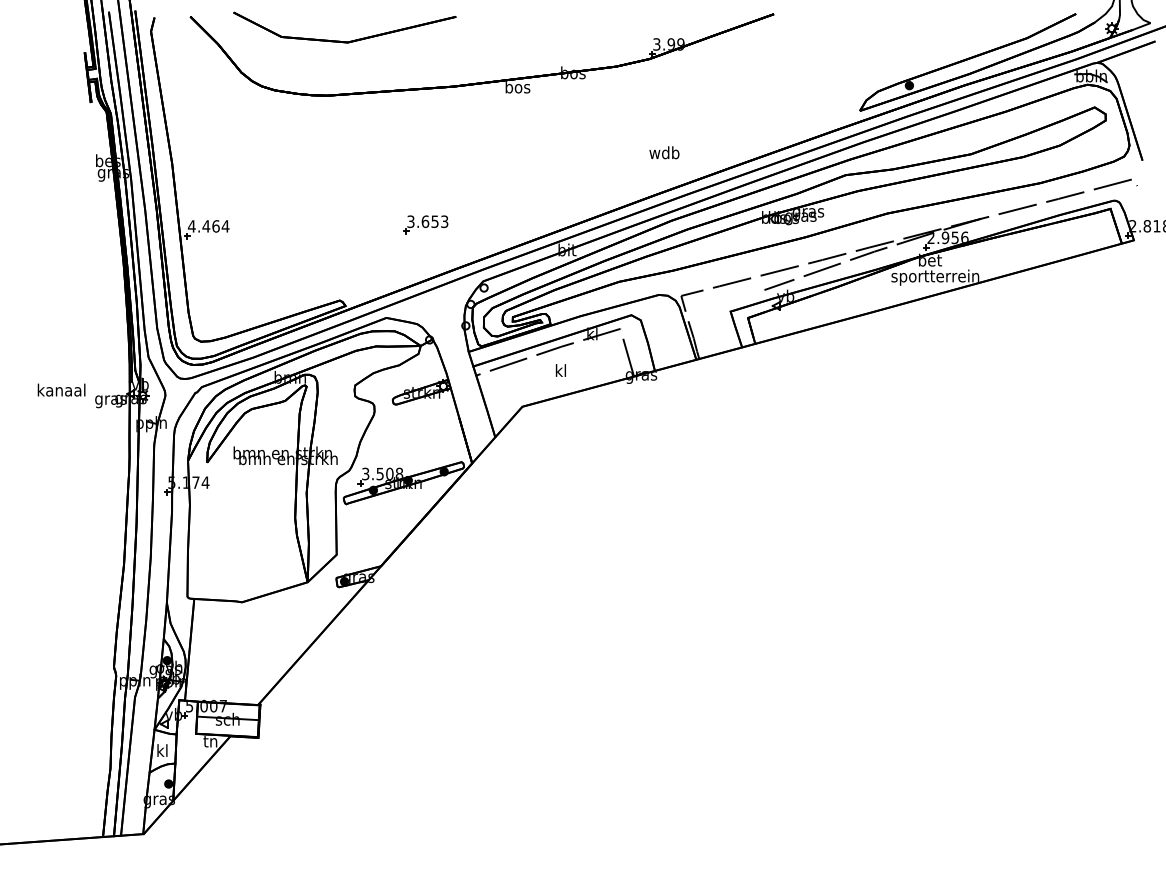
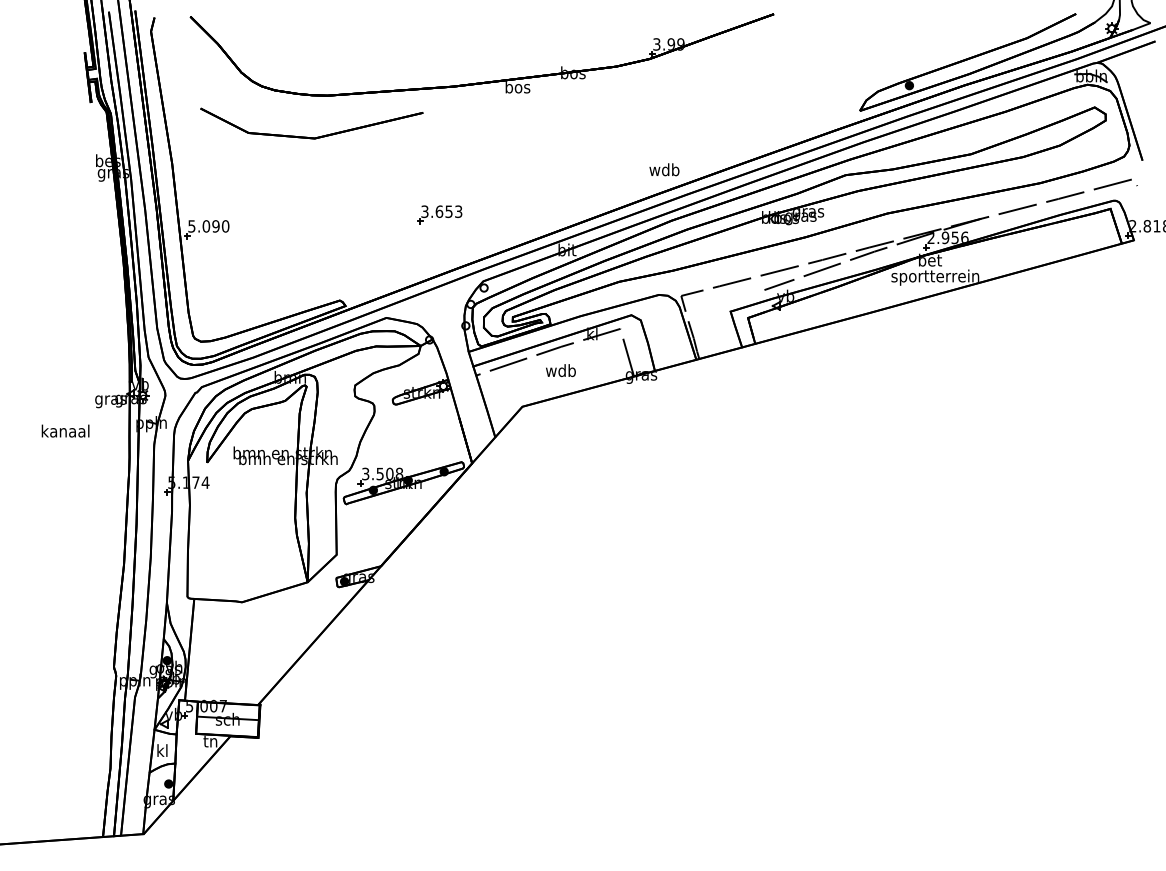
part position: (340, 40) -> (307, 136) (307, 136)
text position: (664, 152) -> (664, 169) (664, 169)
part position: (425, 224) -> (439, 214) (439, 214)
text: 4.464 -> 5.090 (208, 226)
text: kl -> wdb (560, 370)
text position: (61, 389) -> (65, 430) (65, 430)
